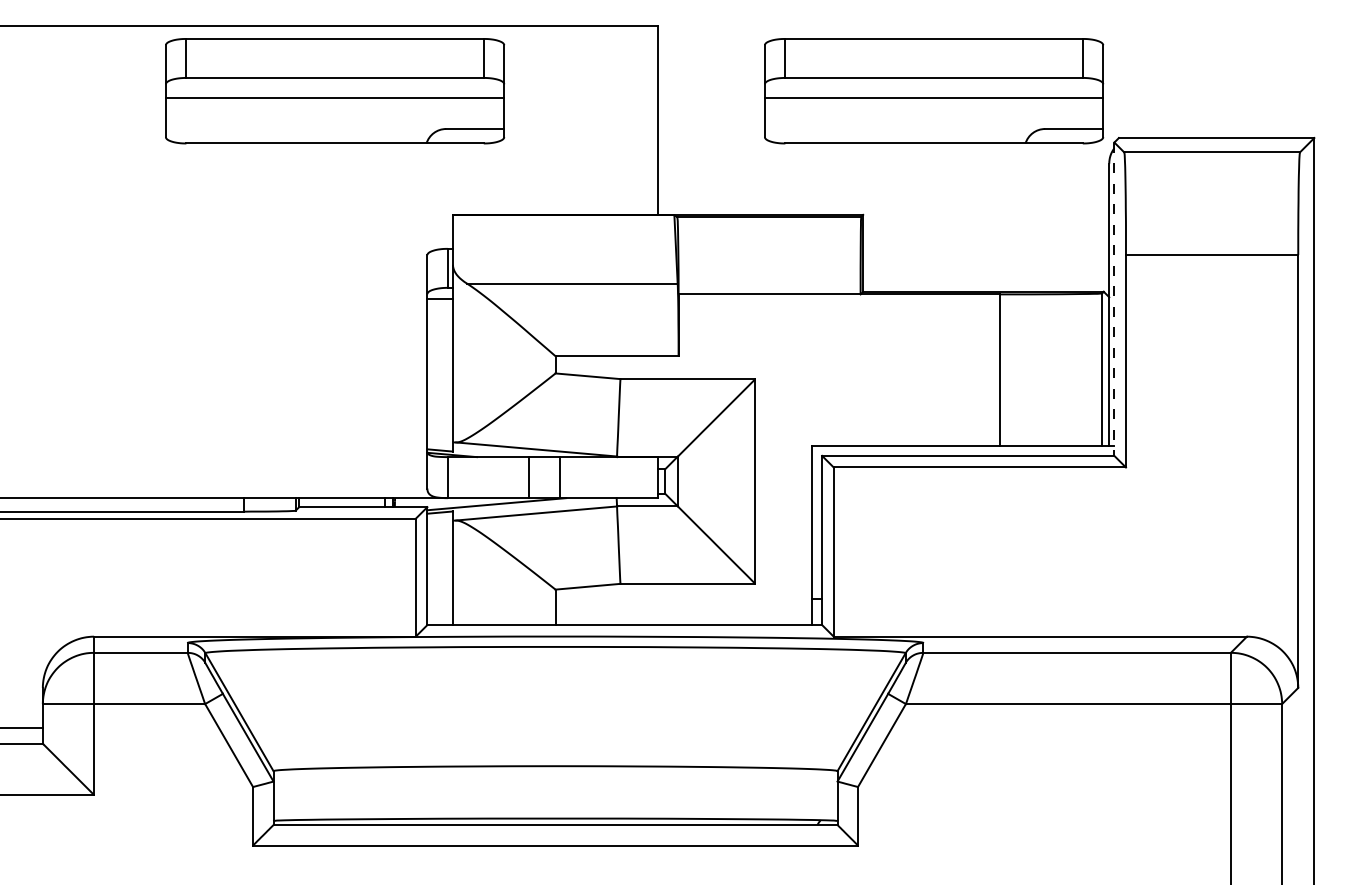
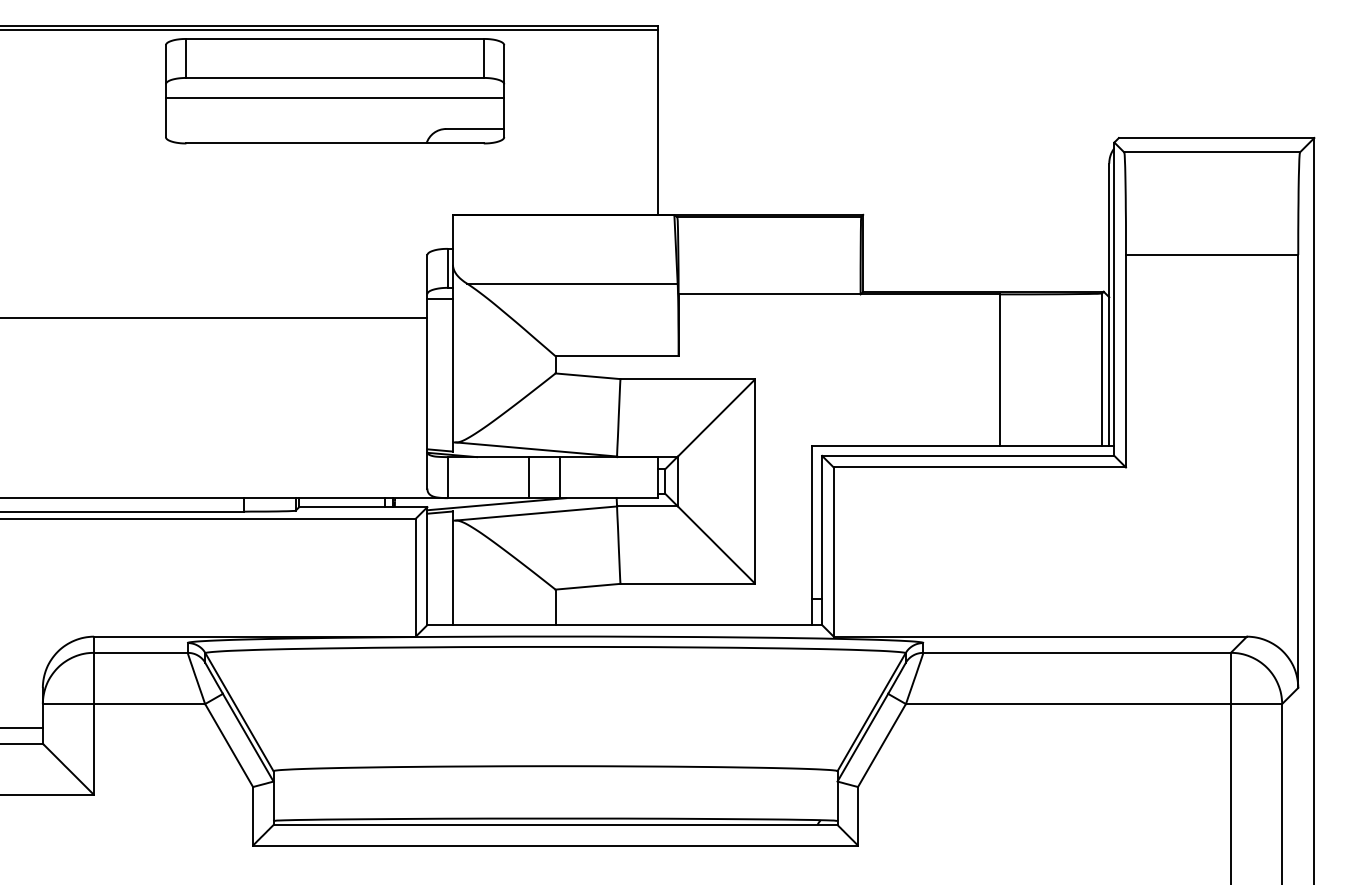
line: none -> present (330, 29)
part: present -> none (934, 91)
line: dashed -> solid (1114, 299)
line: none -> present (214, 318)
